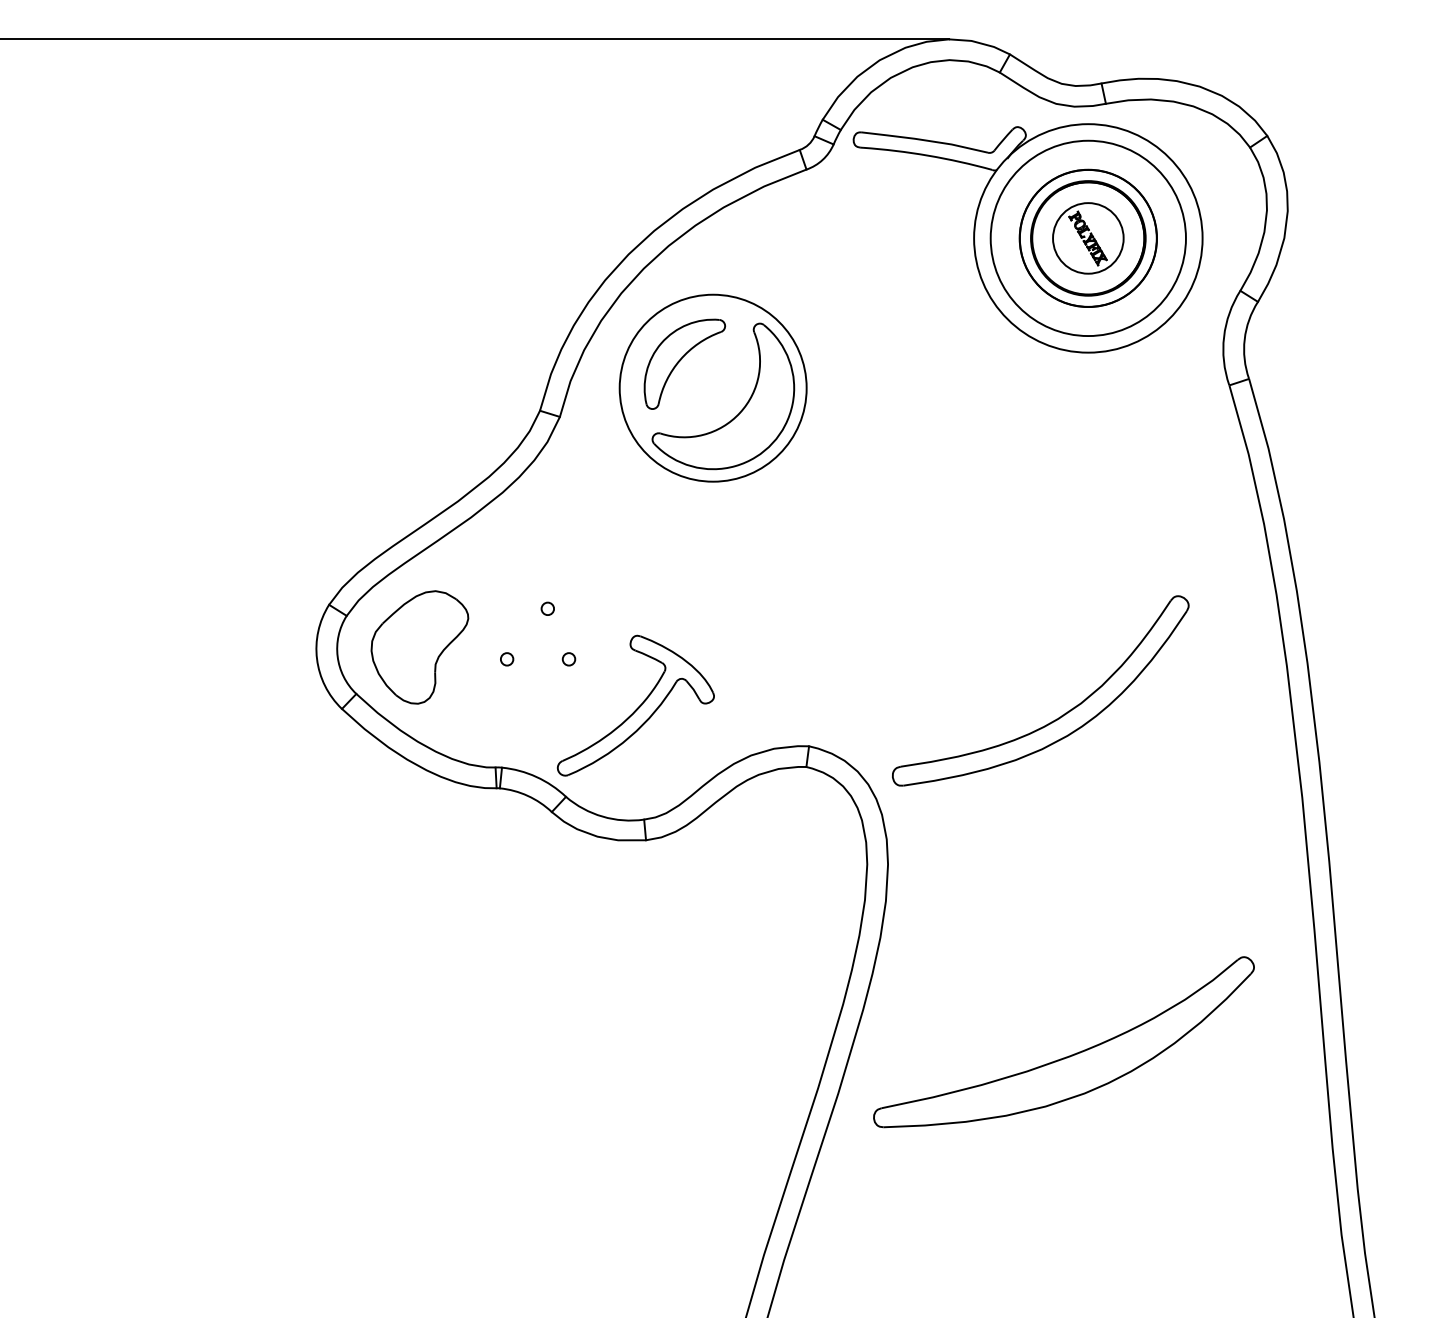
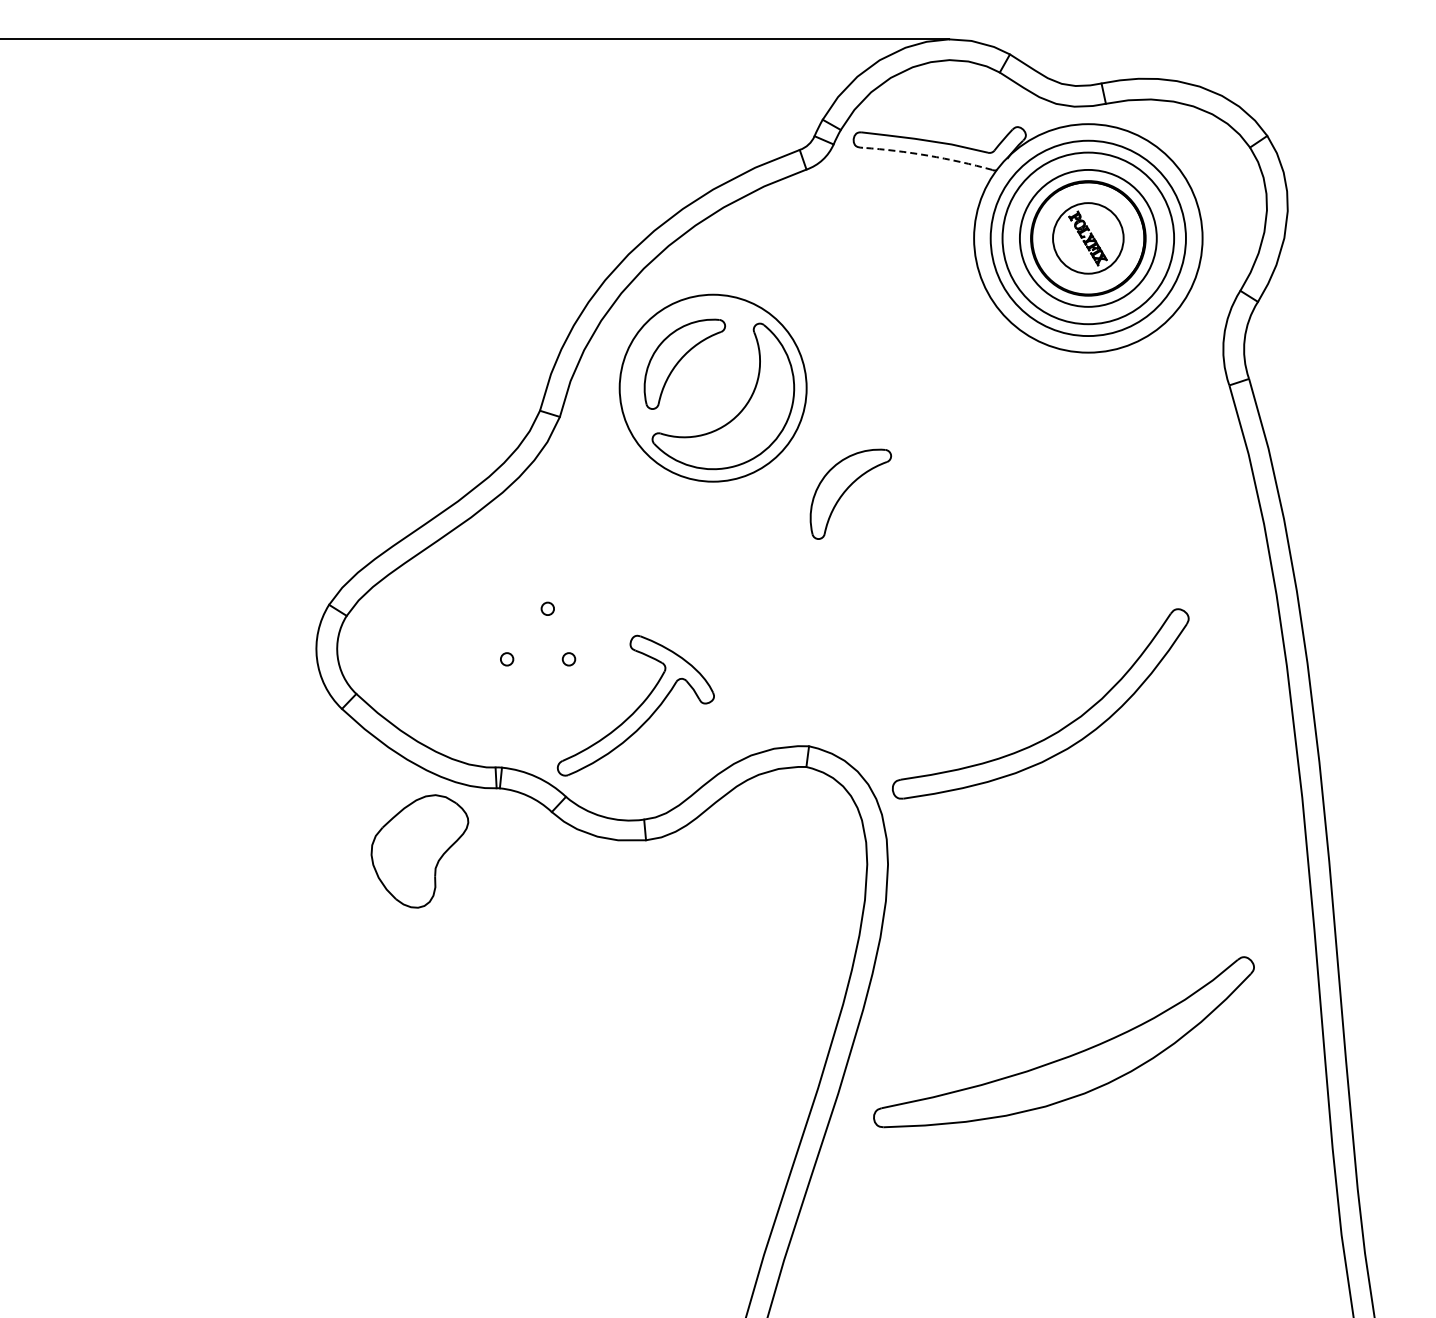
arc: solid -> dashed (928, 155)
circle diameter: 137 px -> 172 px (1088, 238)
part: none -> present (850, 493)
part position: (419, 647) -> (419, 851) (419, 851)
part position: (1056, 718) -> (1056, 731) (1056, 731)
